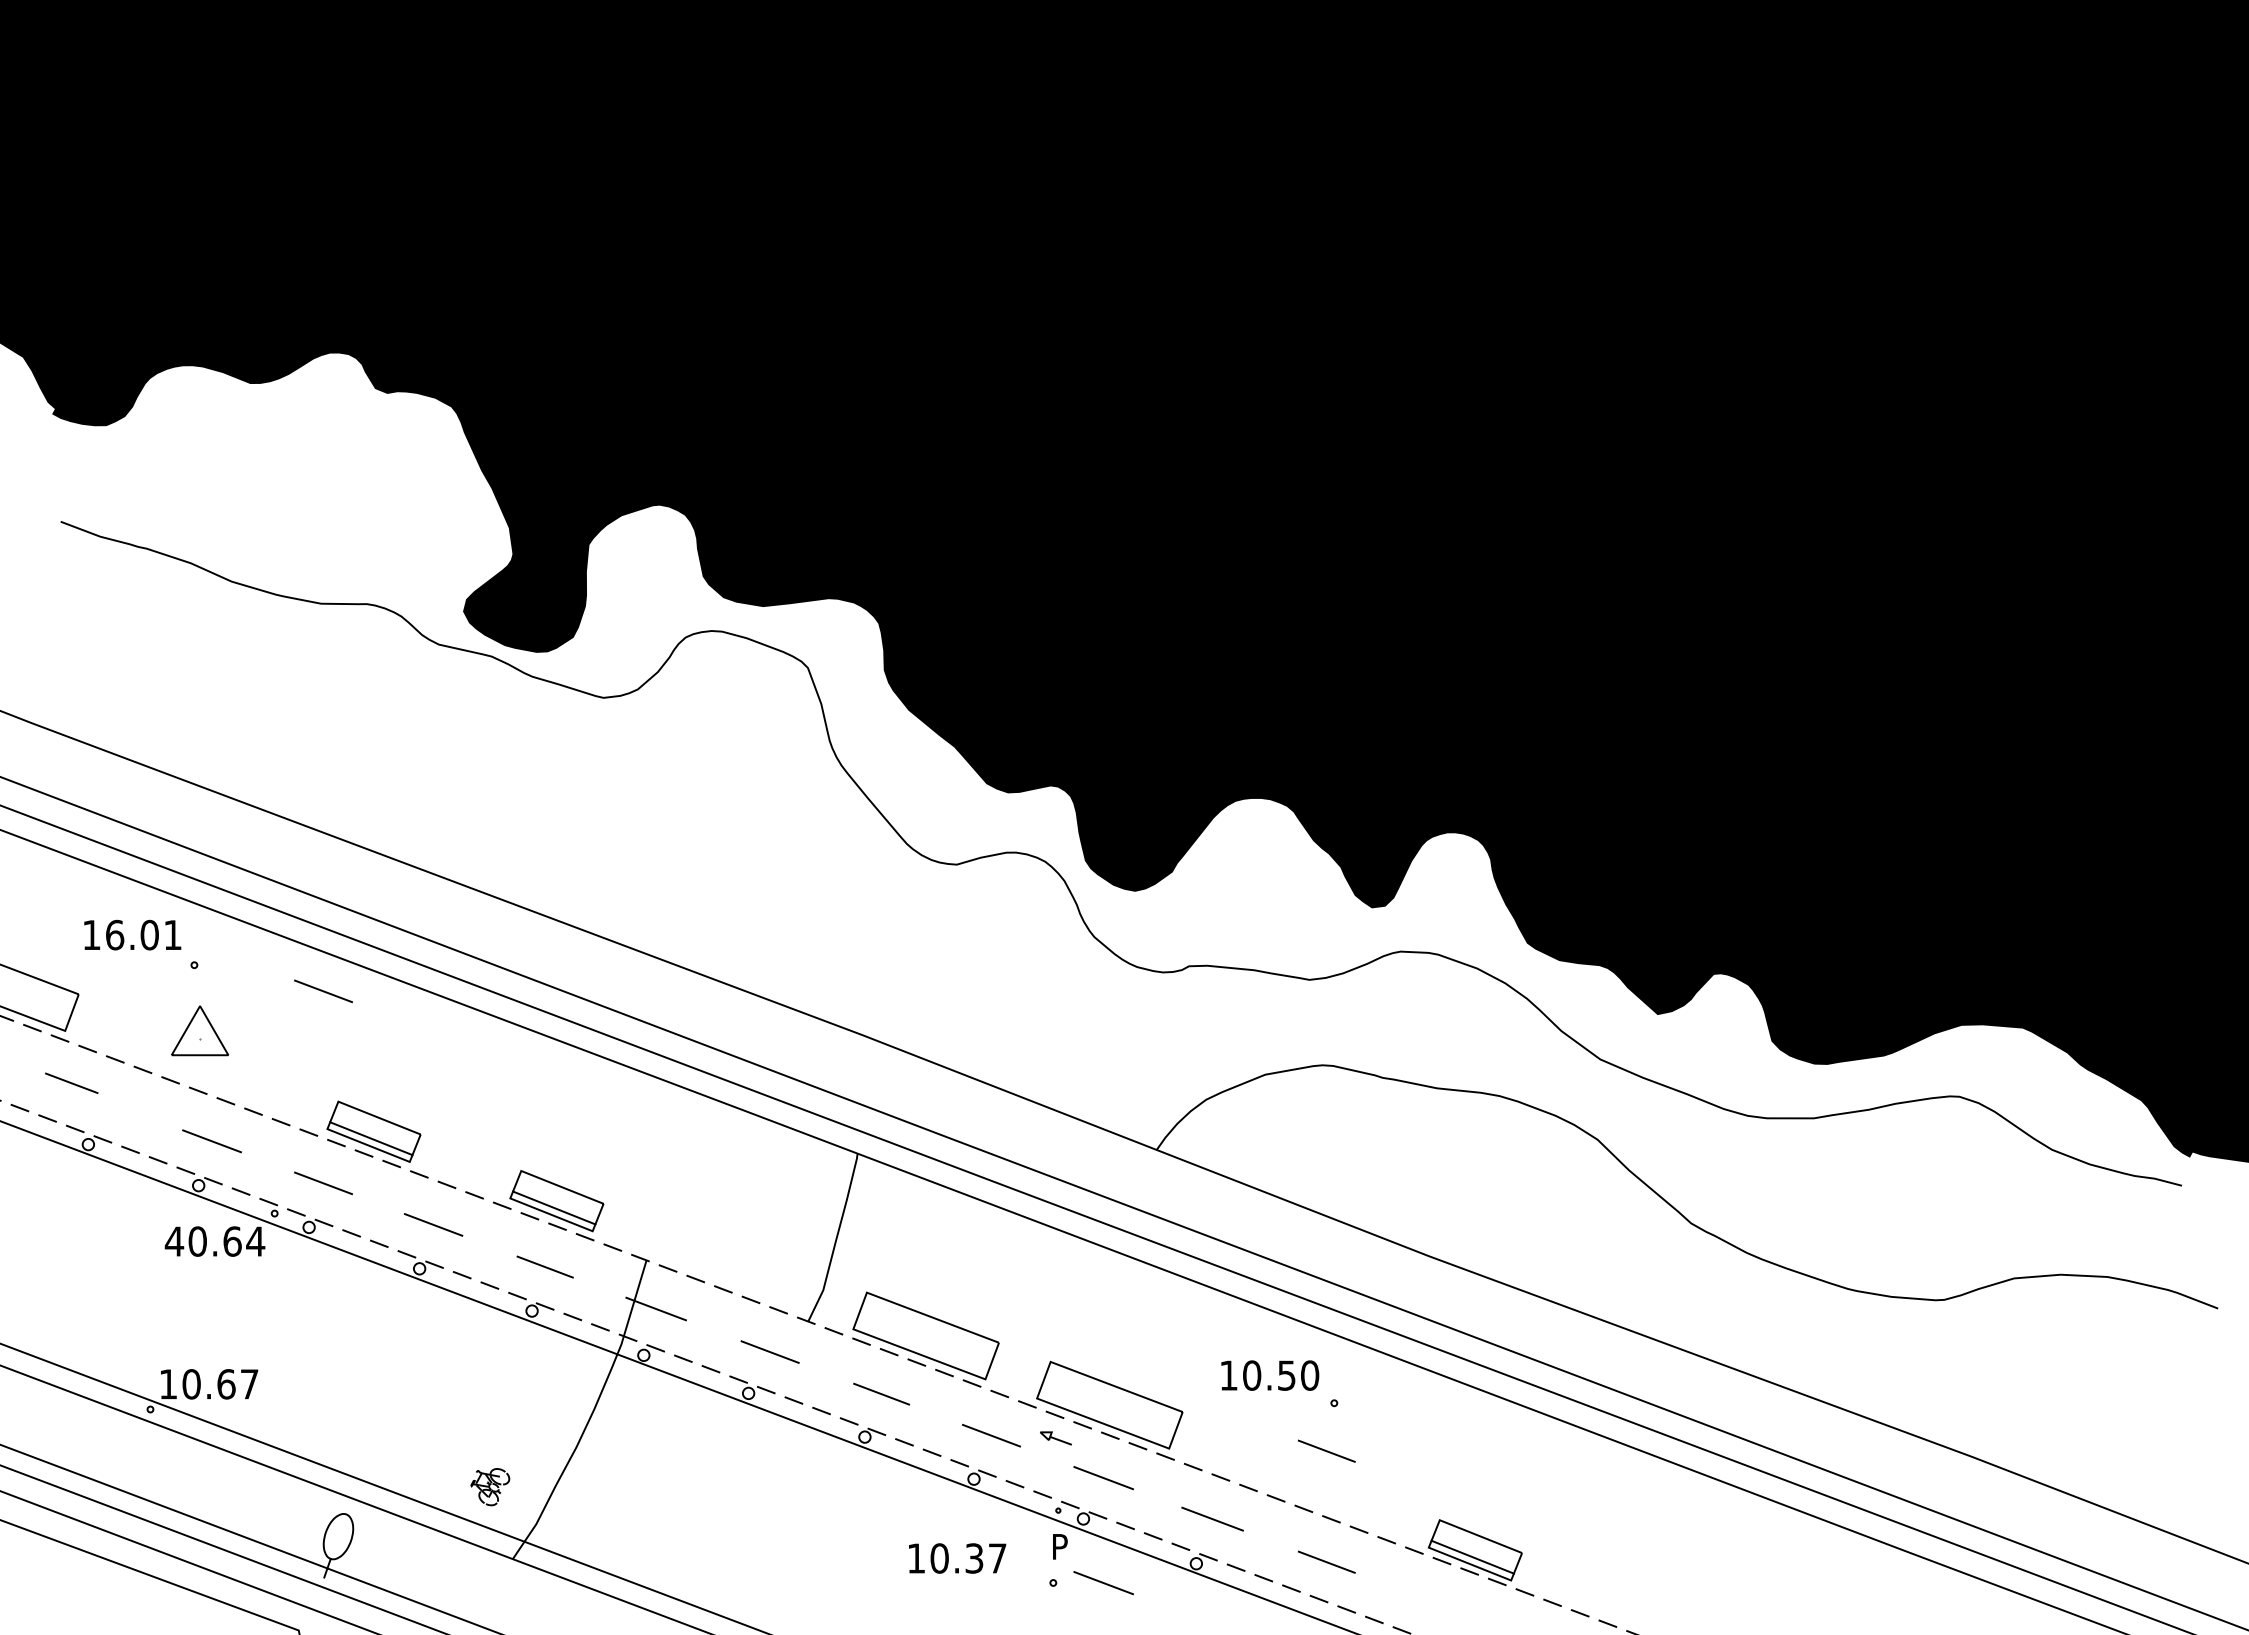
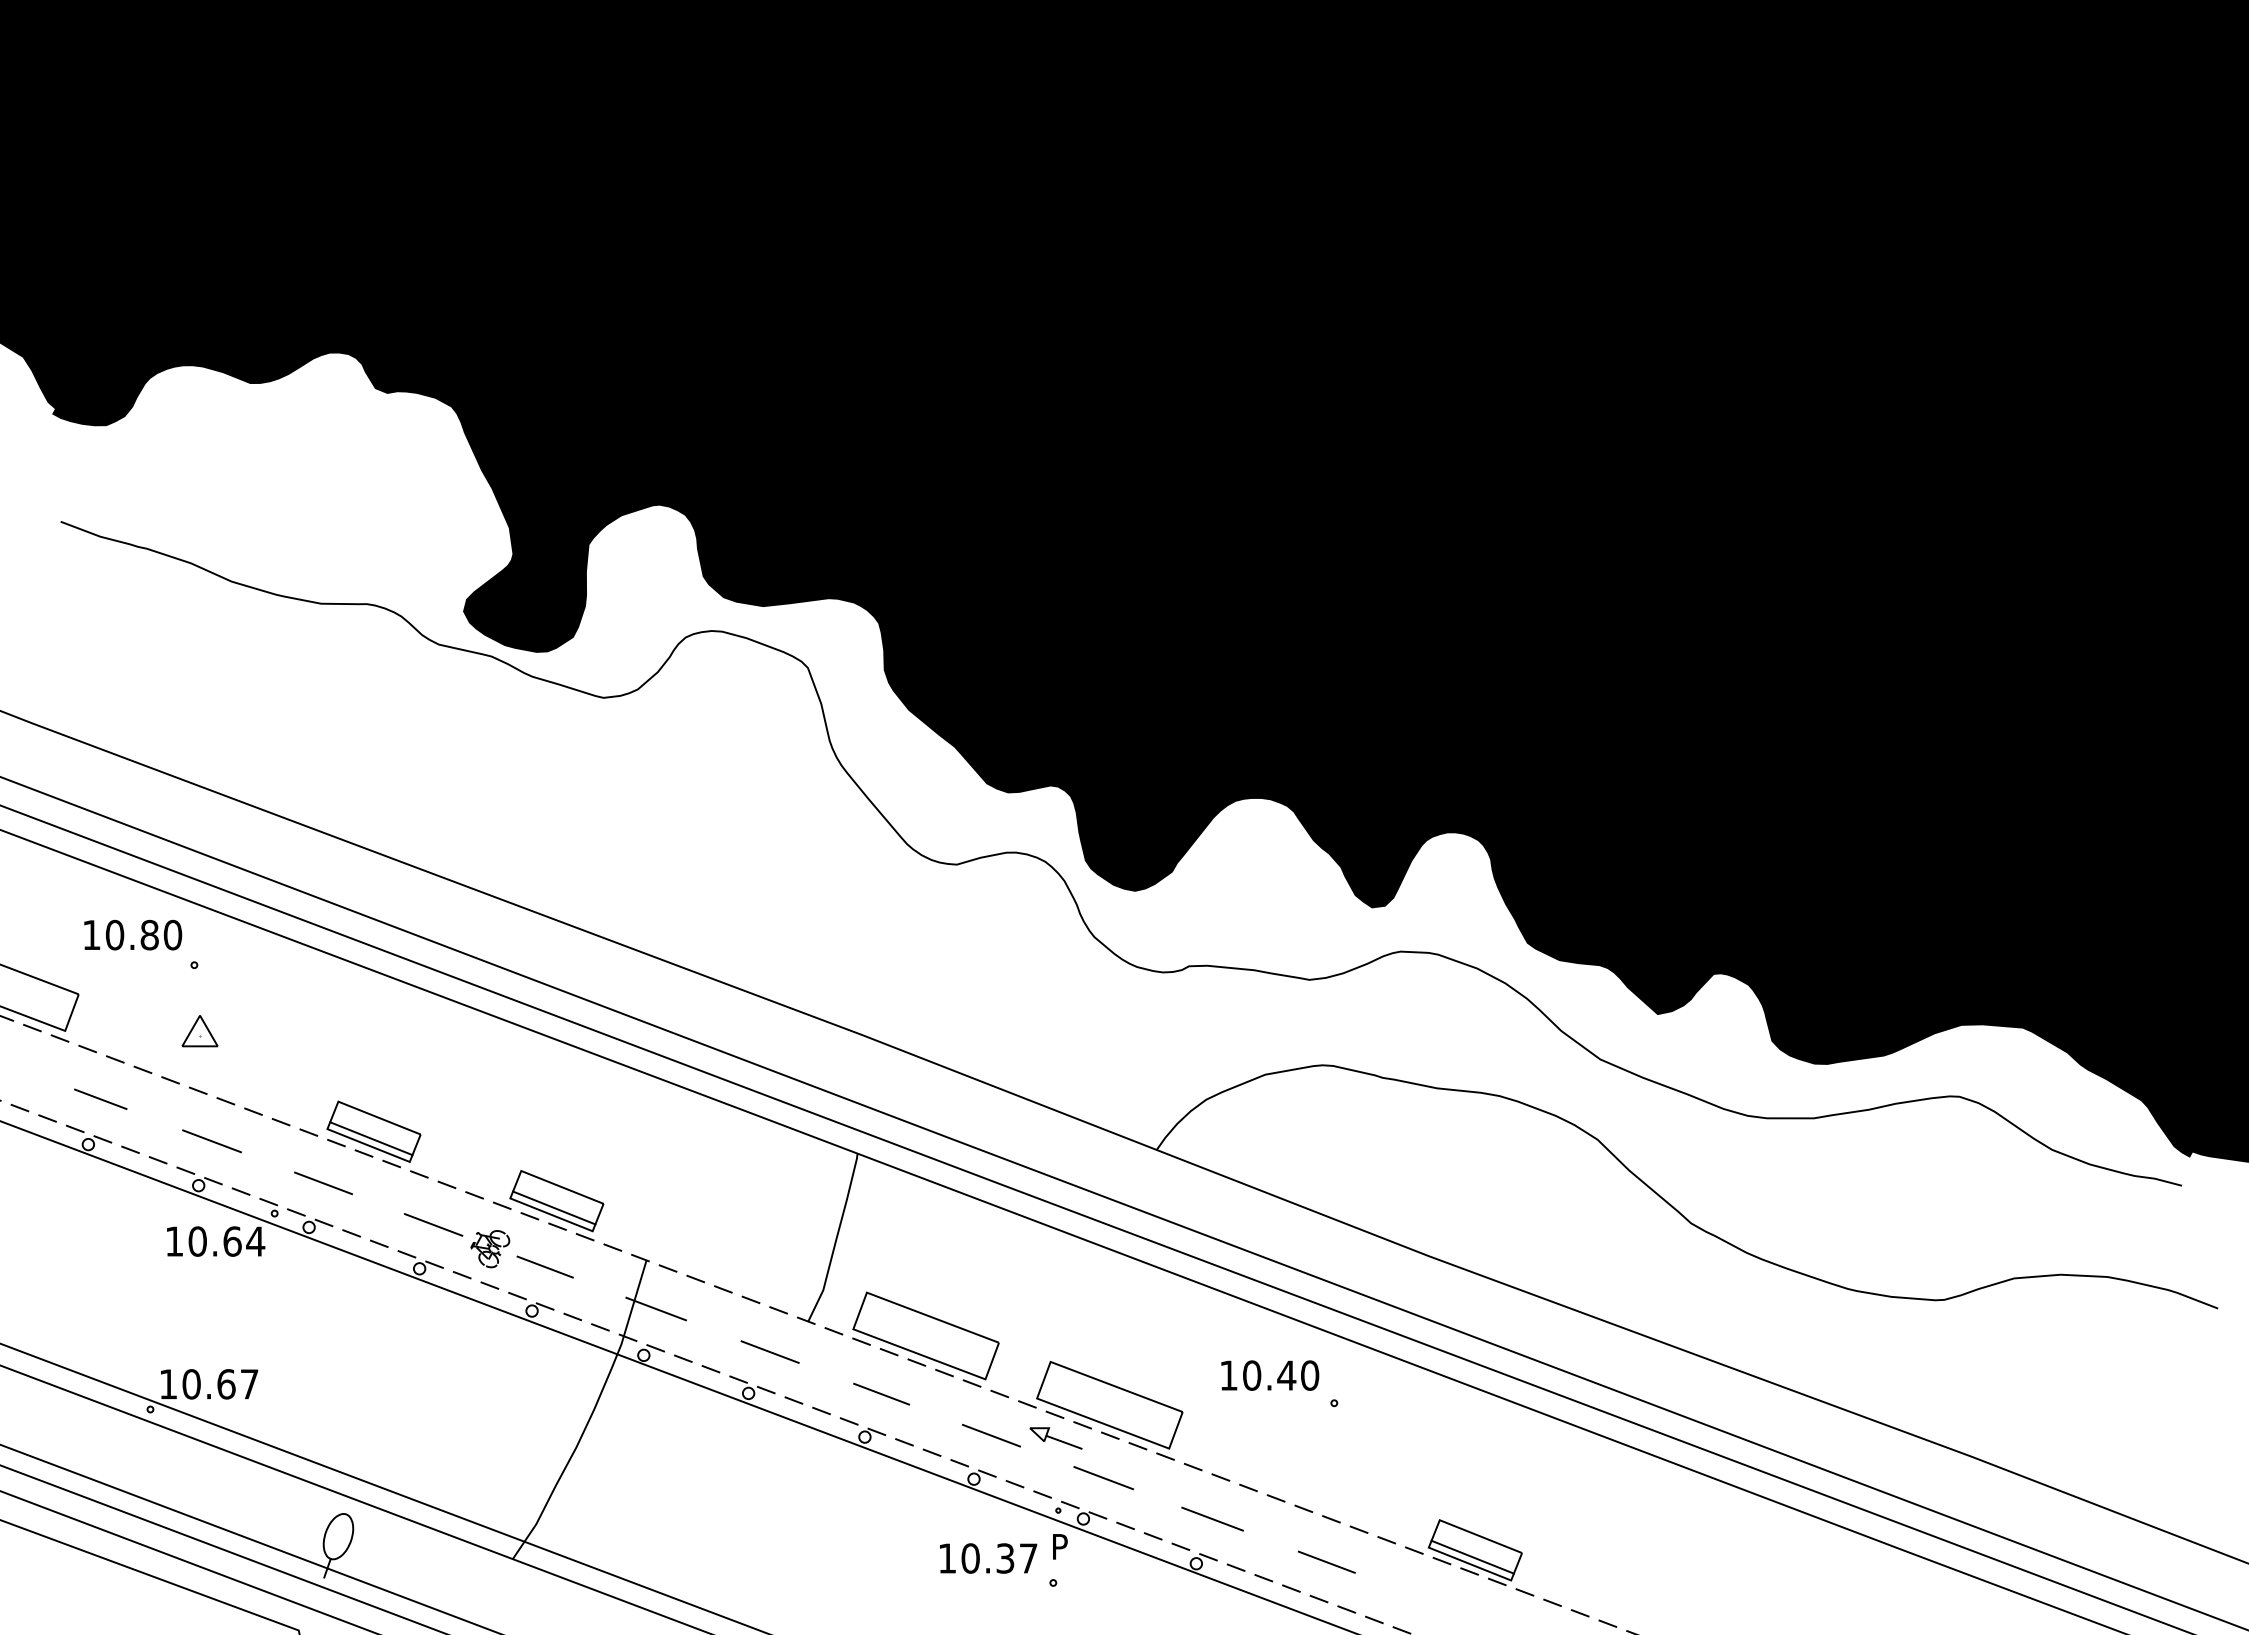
text: 16.01 -> 10.80 (143, 934)
line: present -> none (323, 991)
part size: 58x52 px -> 38x33 px (199, 1031)
line position: (71, 1082) -> (100, 1098) (100, 1098)
text: 40.64 -> 10.64 (174, 1241)
text: 10.50 -> 10.40 (1286, 1375)
part size: 32x15 px -> 54x23 px (1055, 1438)
line: present -> none (1326, 1450)
part position: (490, 1487) -> (490, 1249) (490, 1249)
text position: (957, 1558) -> (988, 1558) (988, 1558)
line: present -> none (1103, 1583)
